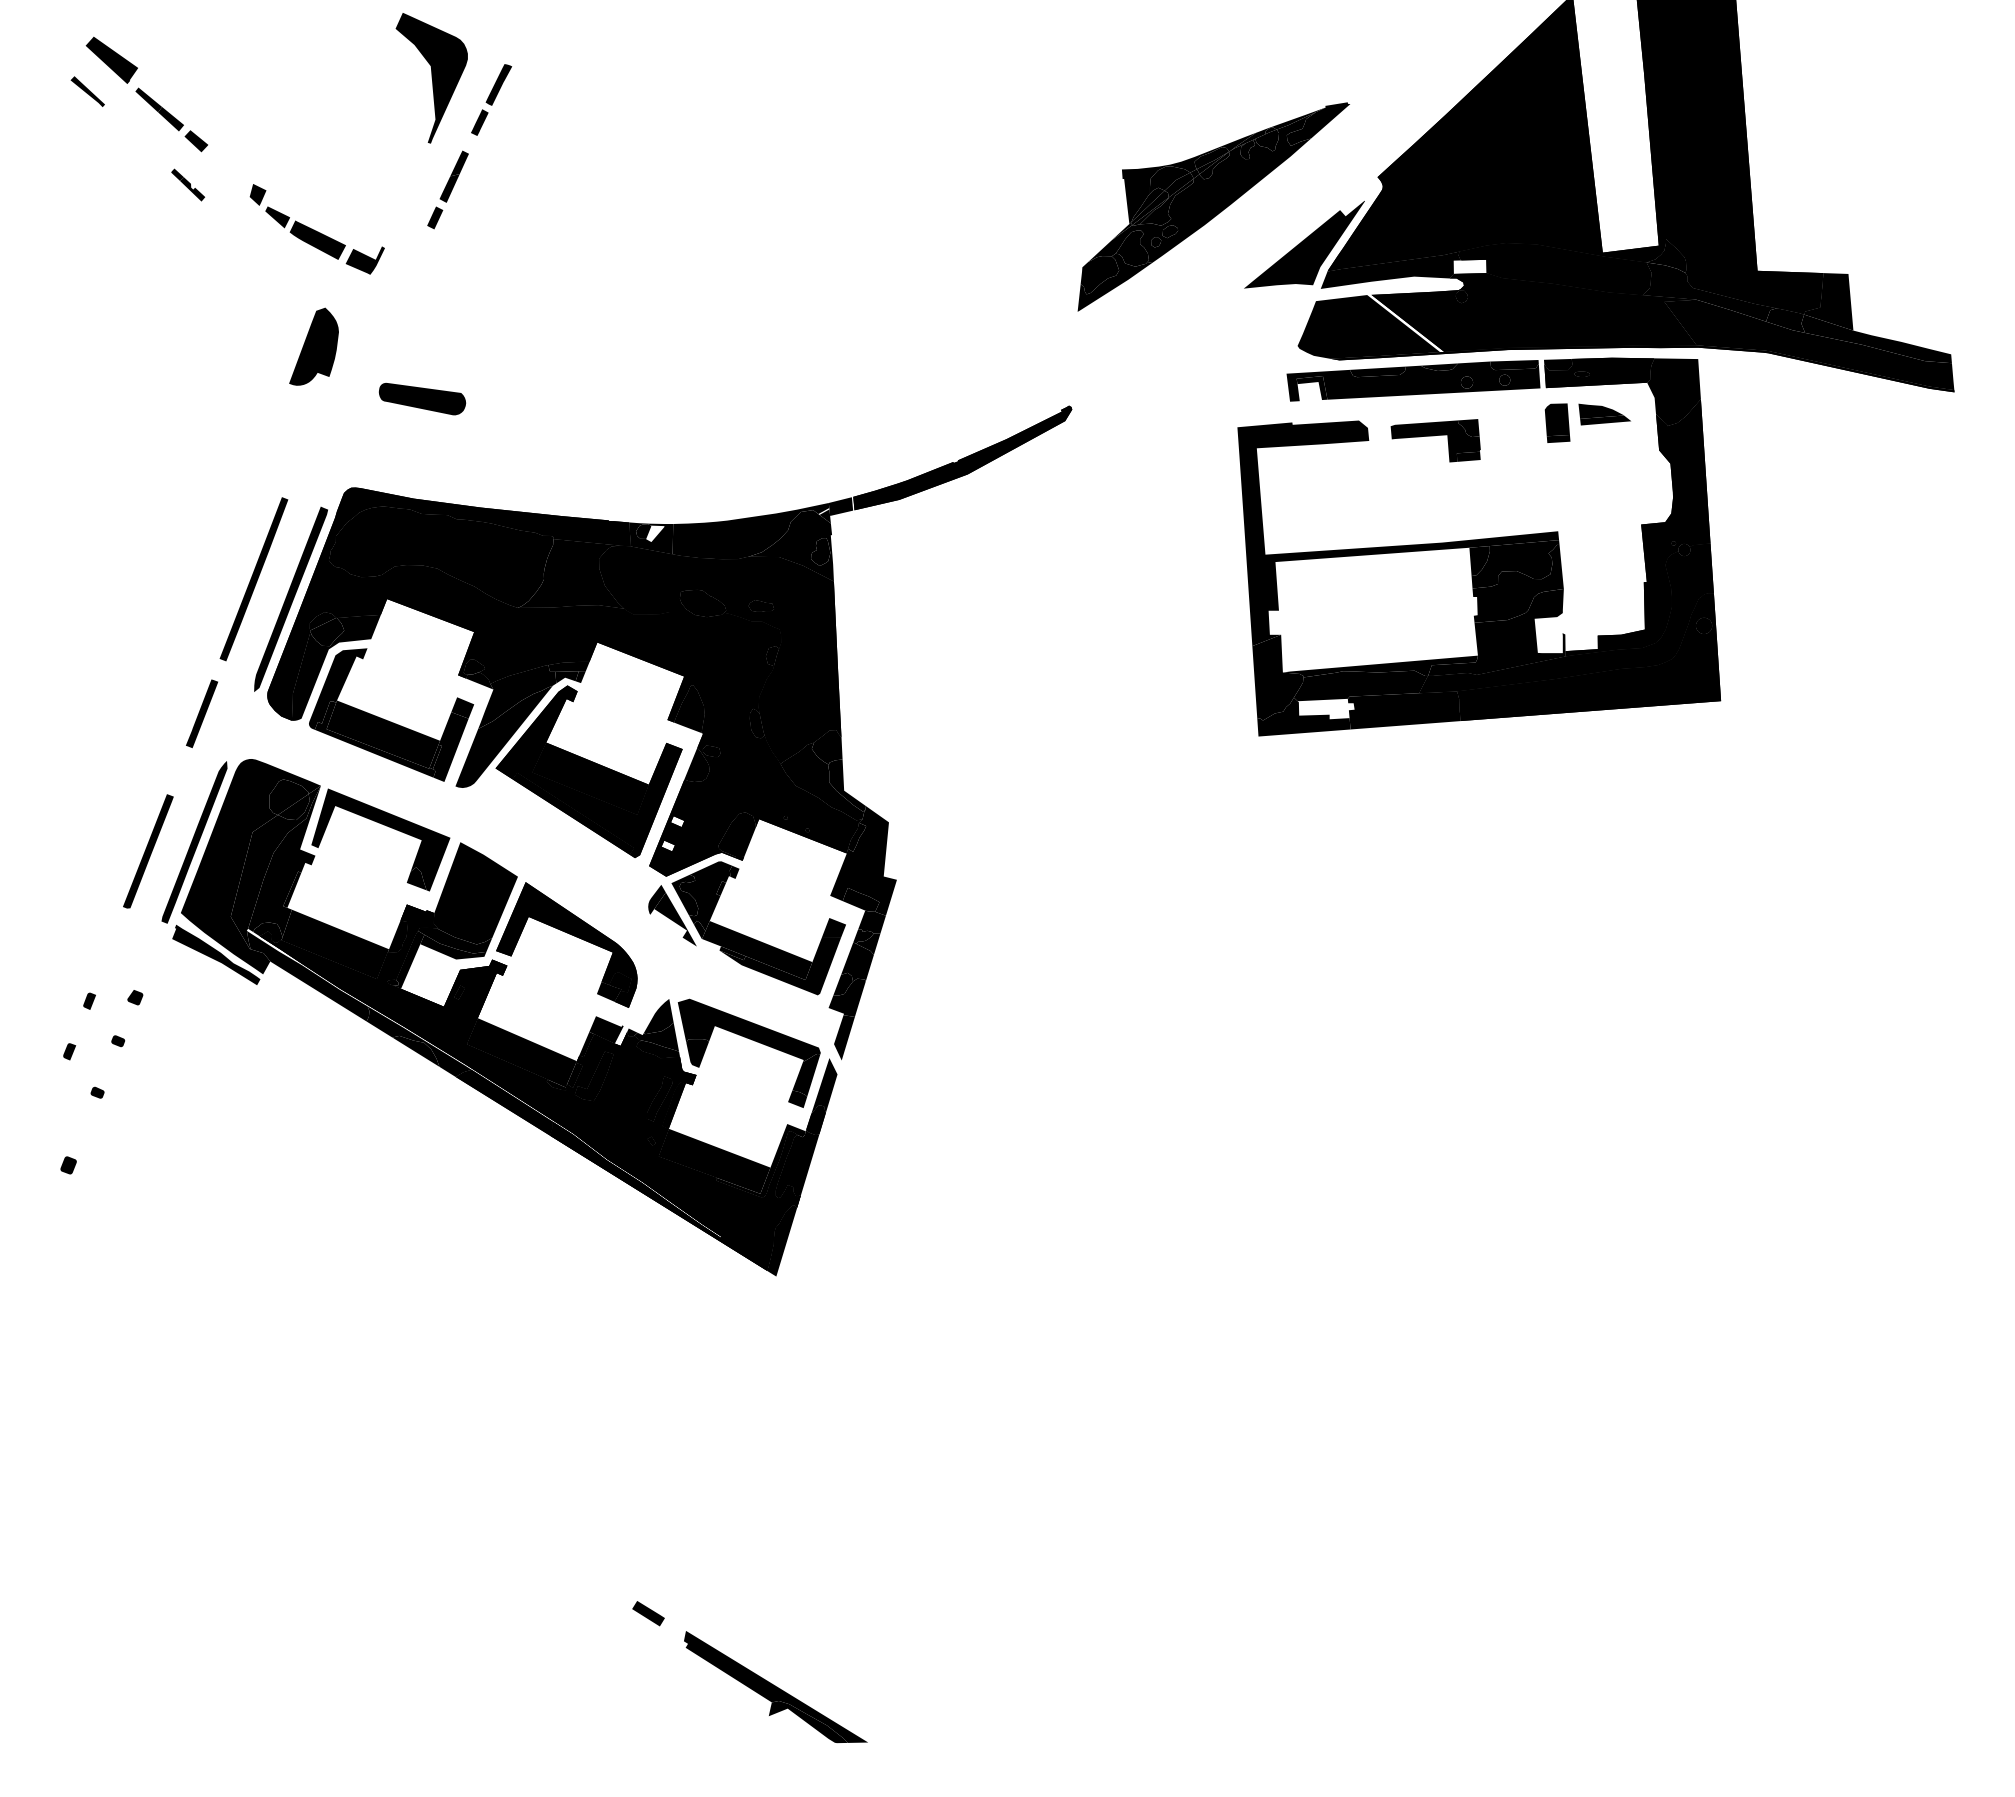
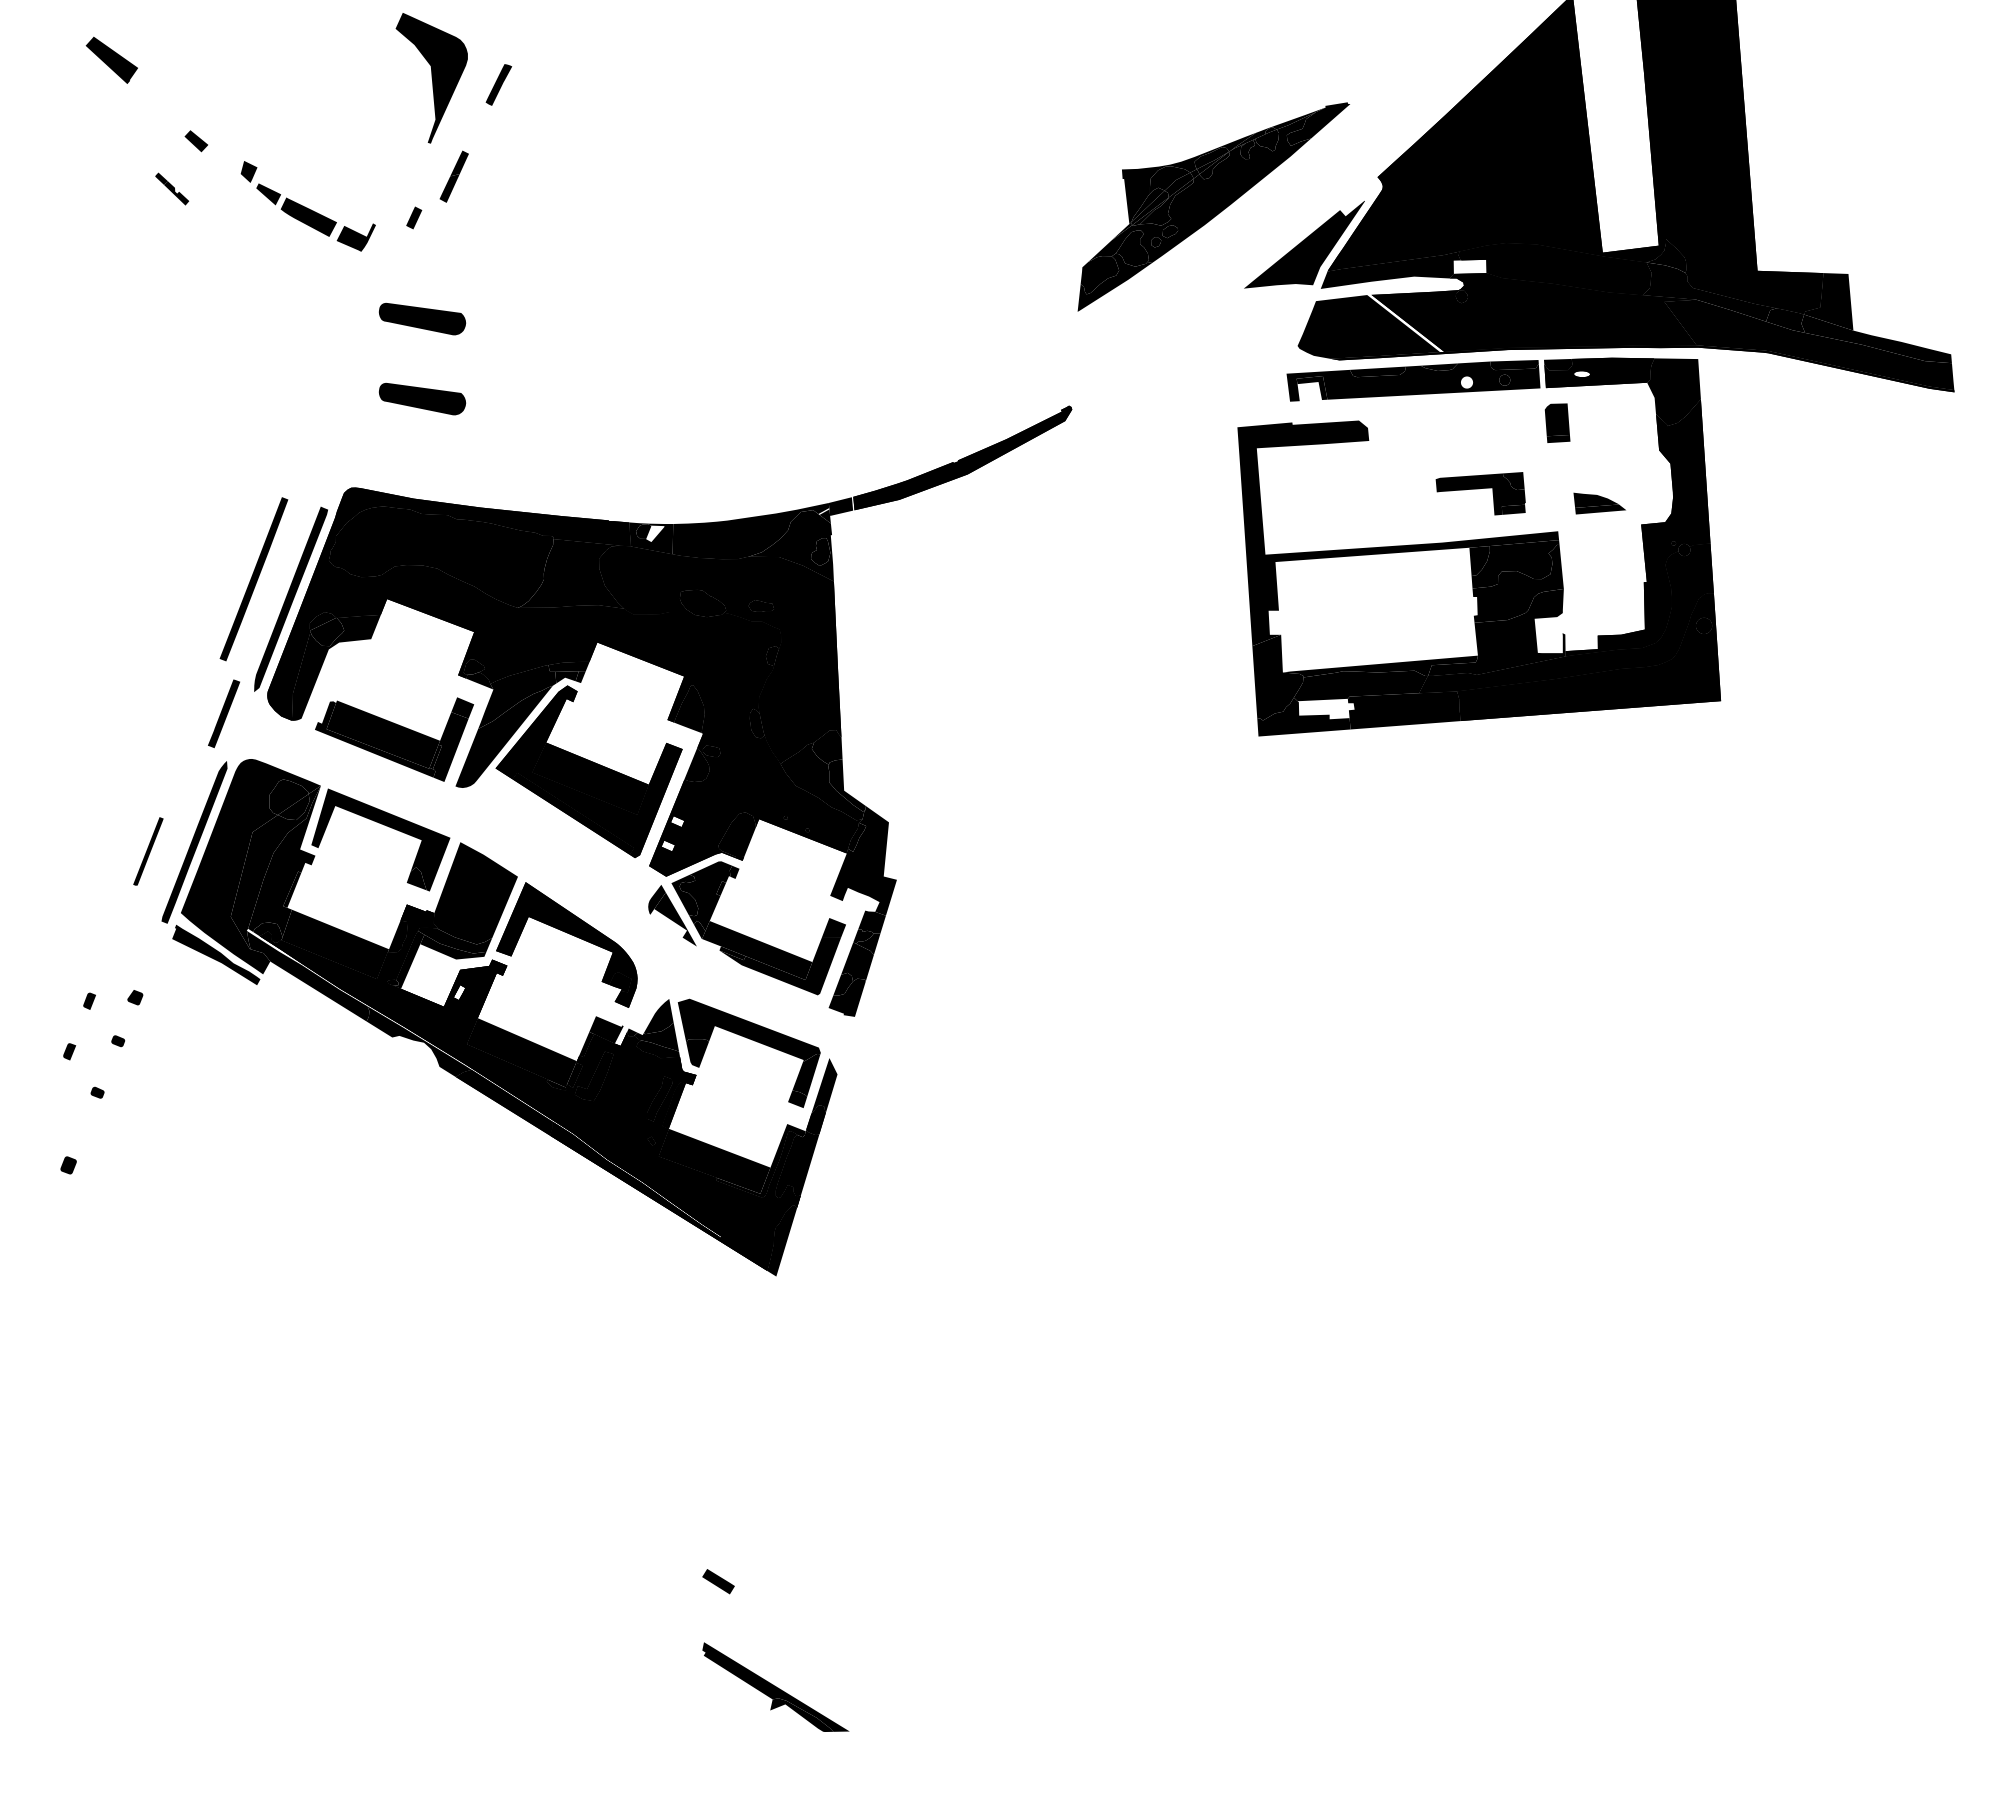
part: present -> none (87, 91)
part: present -> none (159, 109)
fill: present -> none (479, 122)
part position: (188, 184) -> (172, 188) (172, 188)
part position: (435, 217) -> (414, 217) (414, 217)
part position: (316, 229) -> (307, 206) (307, 206)
part: none -> present (422, 319)
part: present -> none (313, 346)
fill: present -> none (1582, 374)
fill: present -> none (1466, 382)
part position: (1604, 414) -> (1599, 503) (1599, 503)
part position: (1435, 440) -> (1480, 493) (1480, 493)
fill: present -> none (337, 688)
part position: (201, 713) -> (223, 713) (223, 713)
part size: 51x115 px -> 31x69 px (148, 851)
fill: present -> none (860, 899)
fill: present -> none (608, 991)
fill: present -> none (459, 992)
fill: present -> none (844, 1037)
fill: present -> none (415, 1050)
part position: (648, 1613) -> (718, 1581) (718, 1581)
part size: 184x113 px -> 148x90 px (775, 1686)
